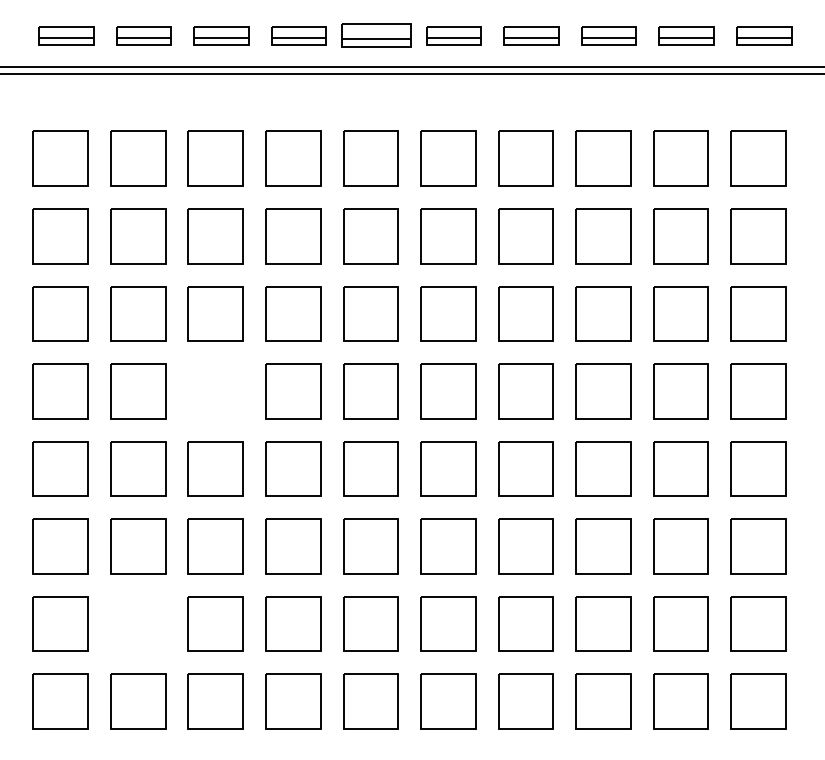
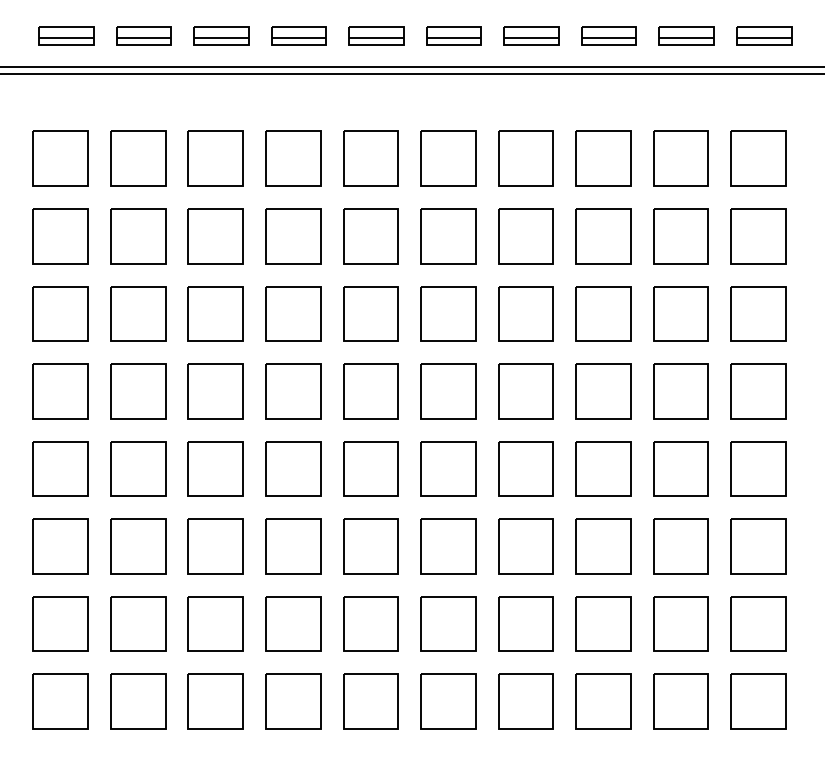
part size: 71x25 px -> 57x20 px (376, 35)
part: none -> present (215, 391)
part: none -> present (138, 623)
